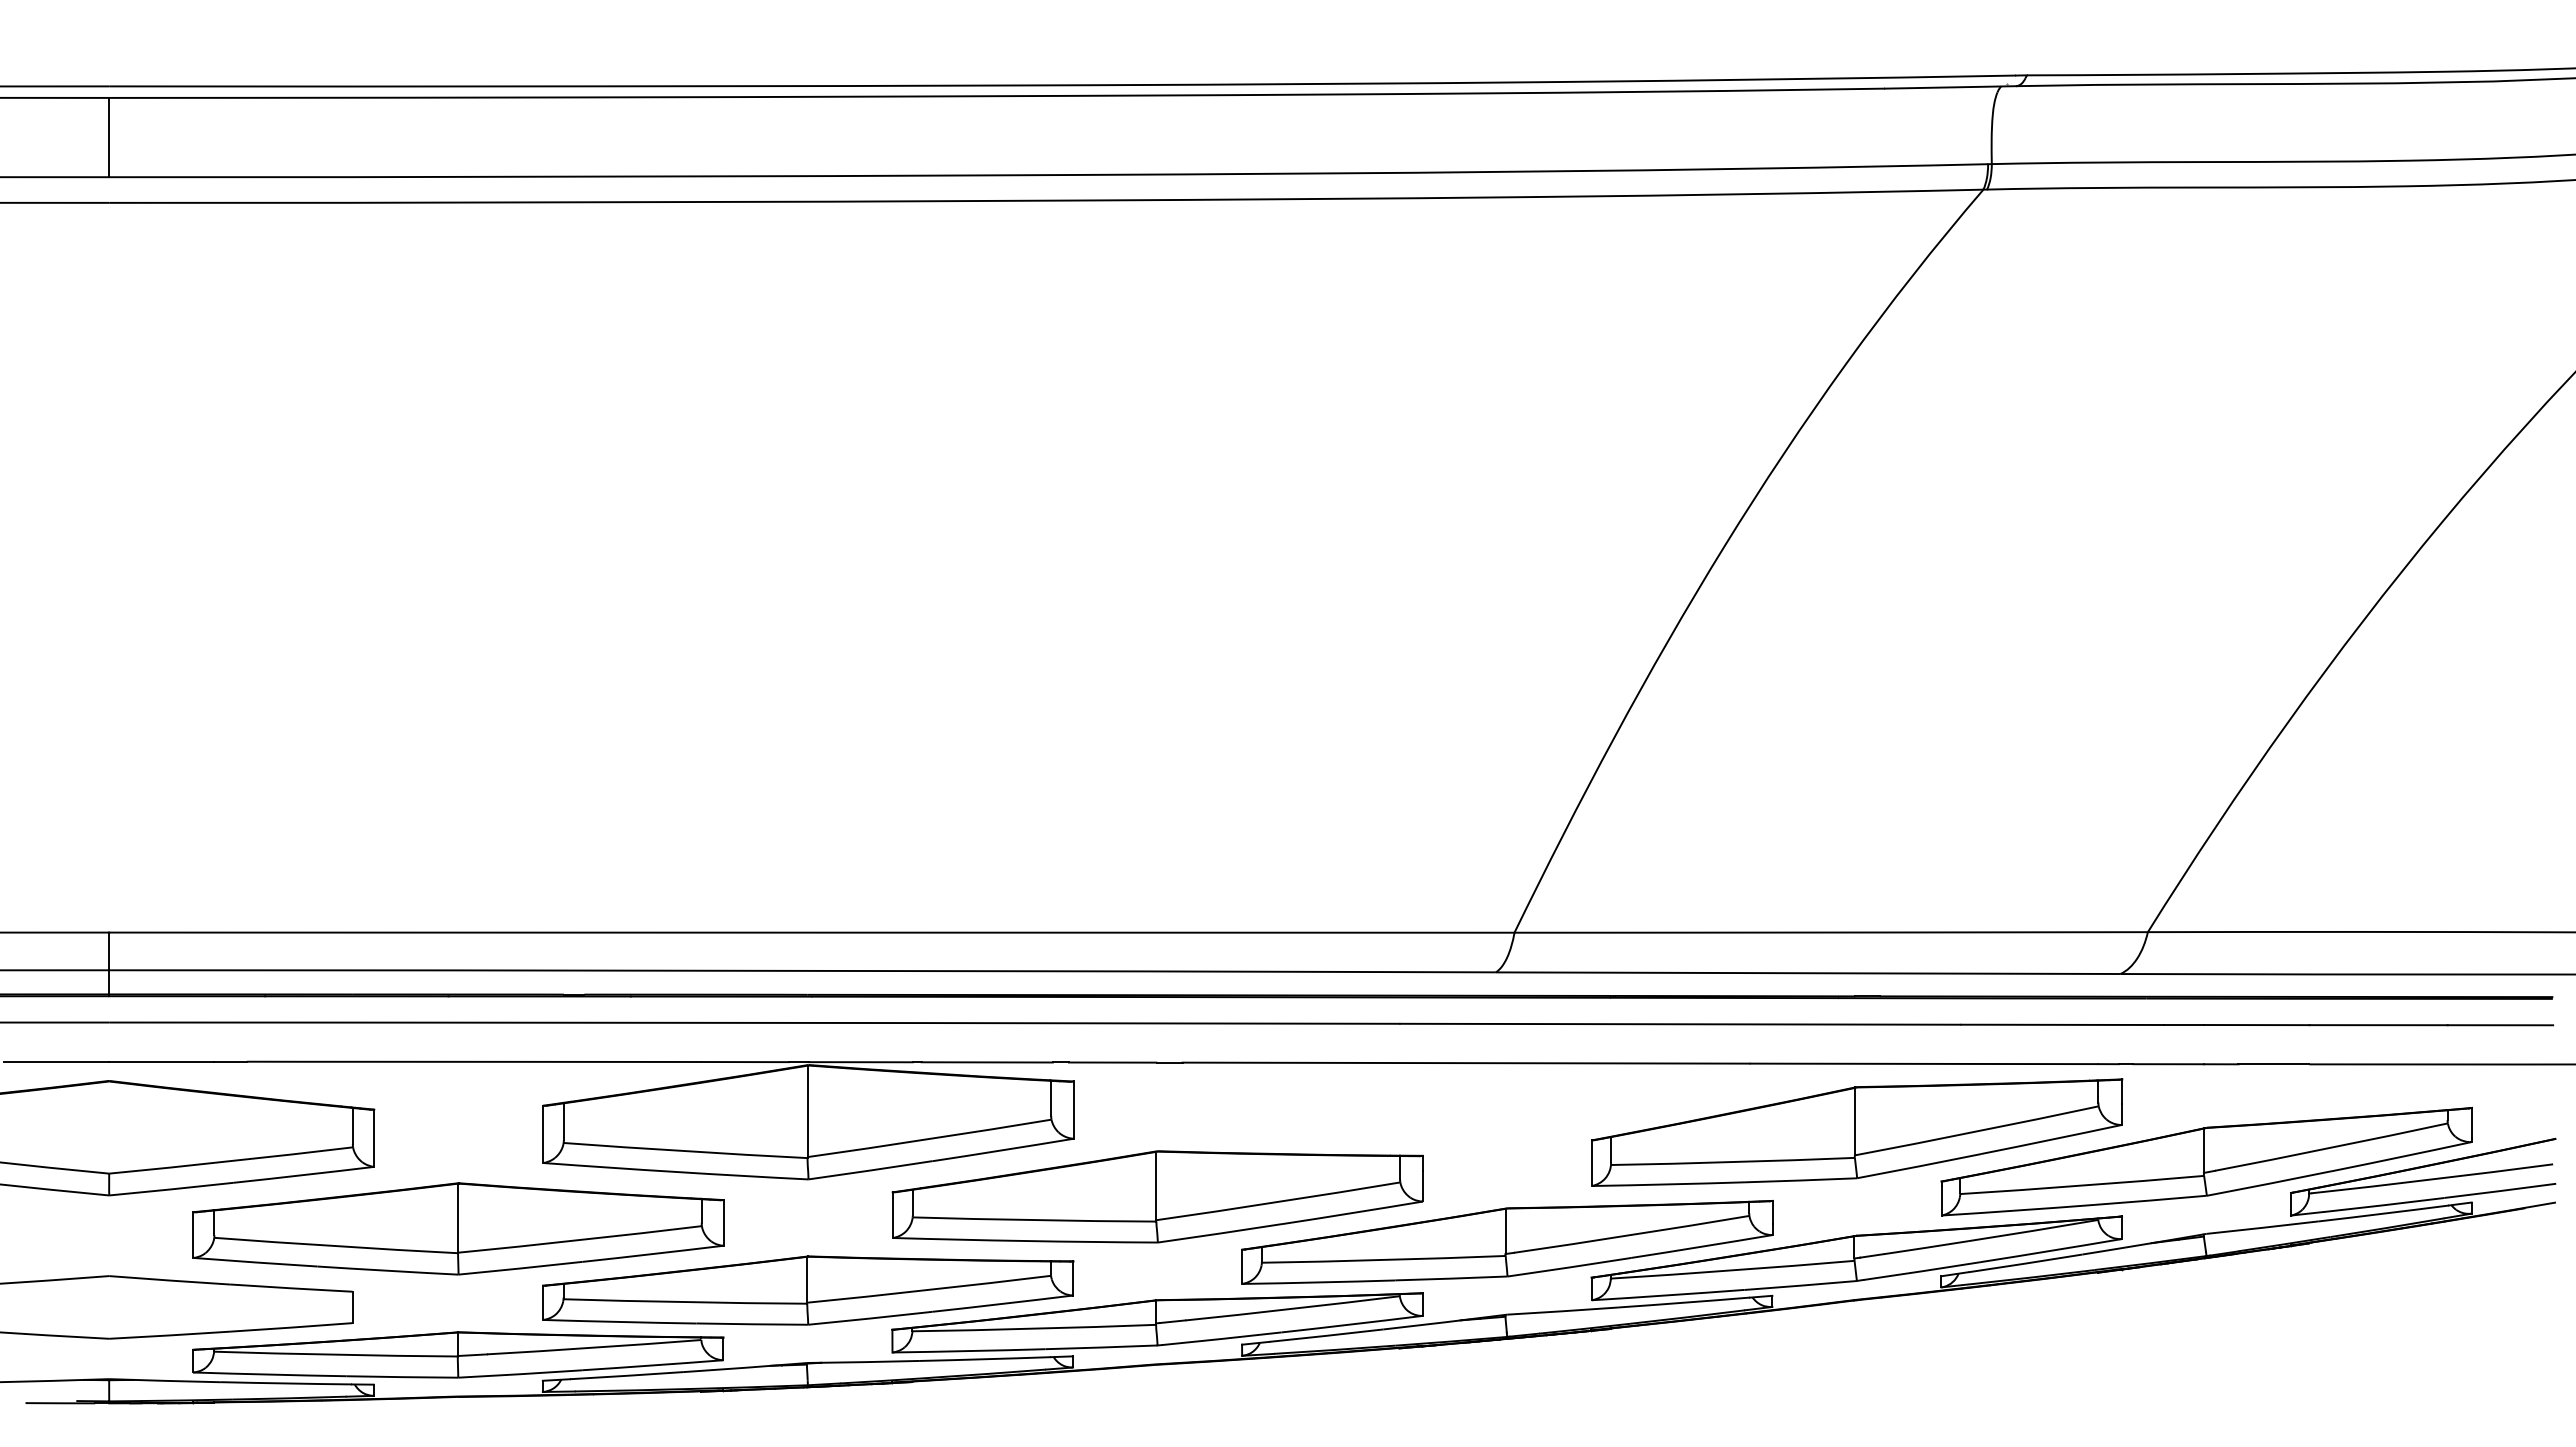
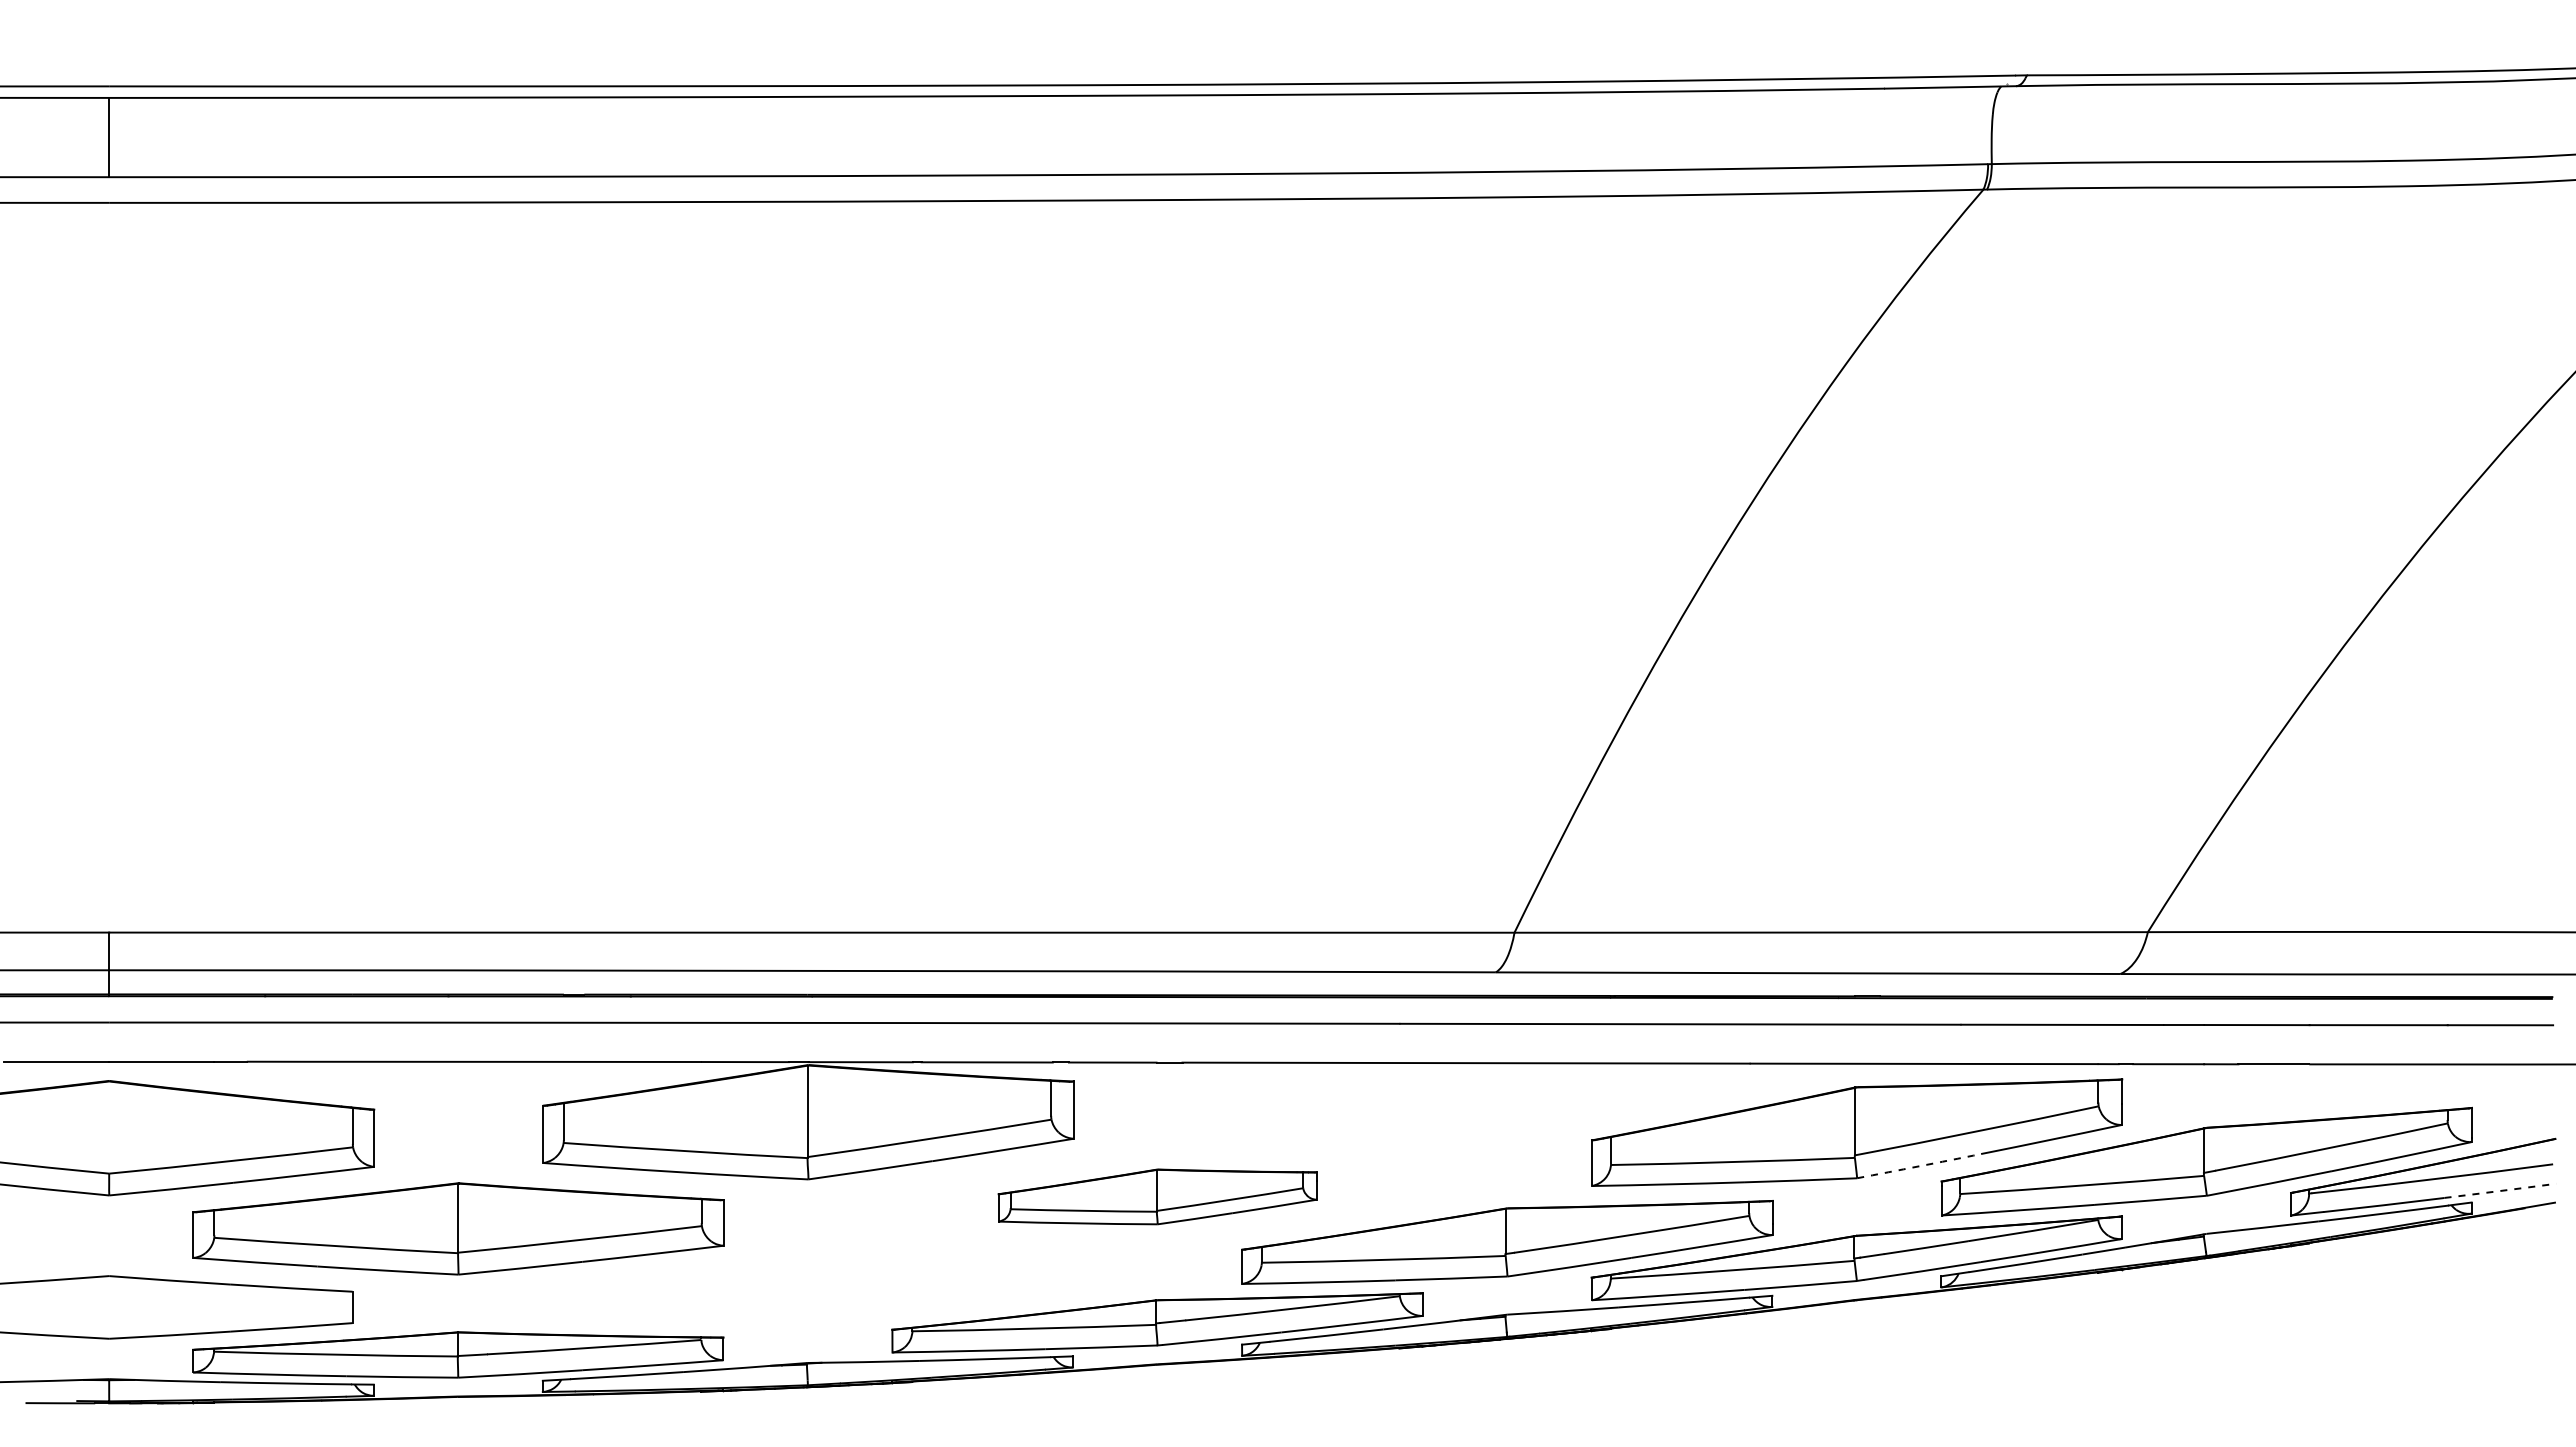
arc: solid -> dashed (1919, 1166)
arc: solid -> dashed (2500, 1191)
part size: 533x94 px -> 321x58 px (1157, 1196)
part: present -> none (808, 1290)
